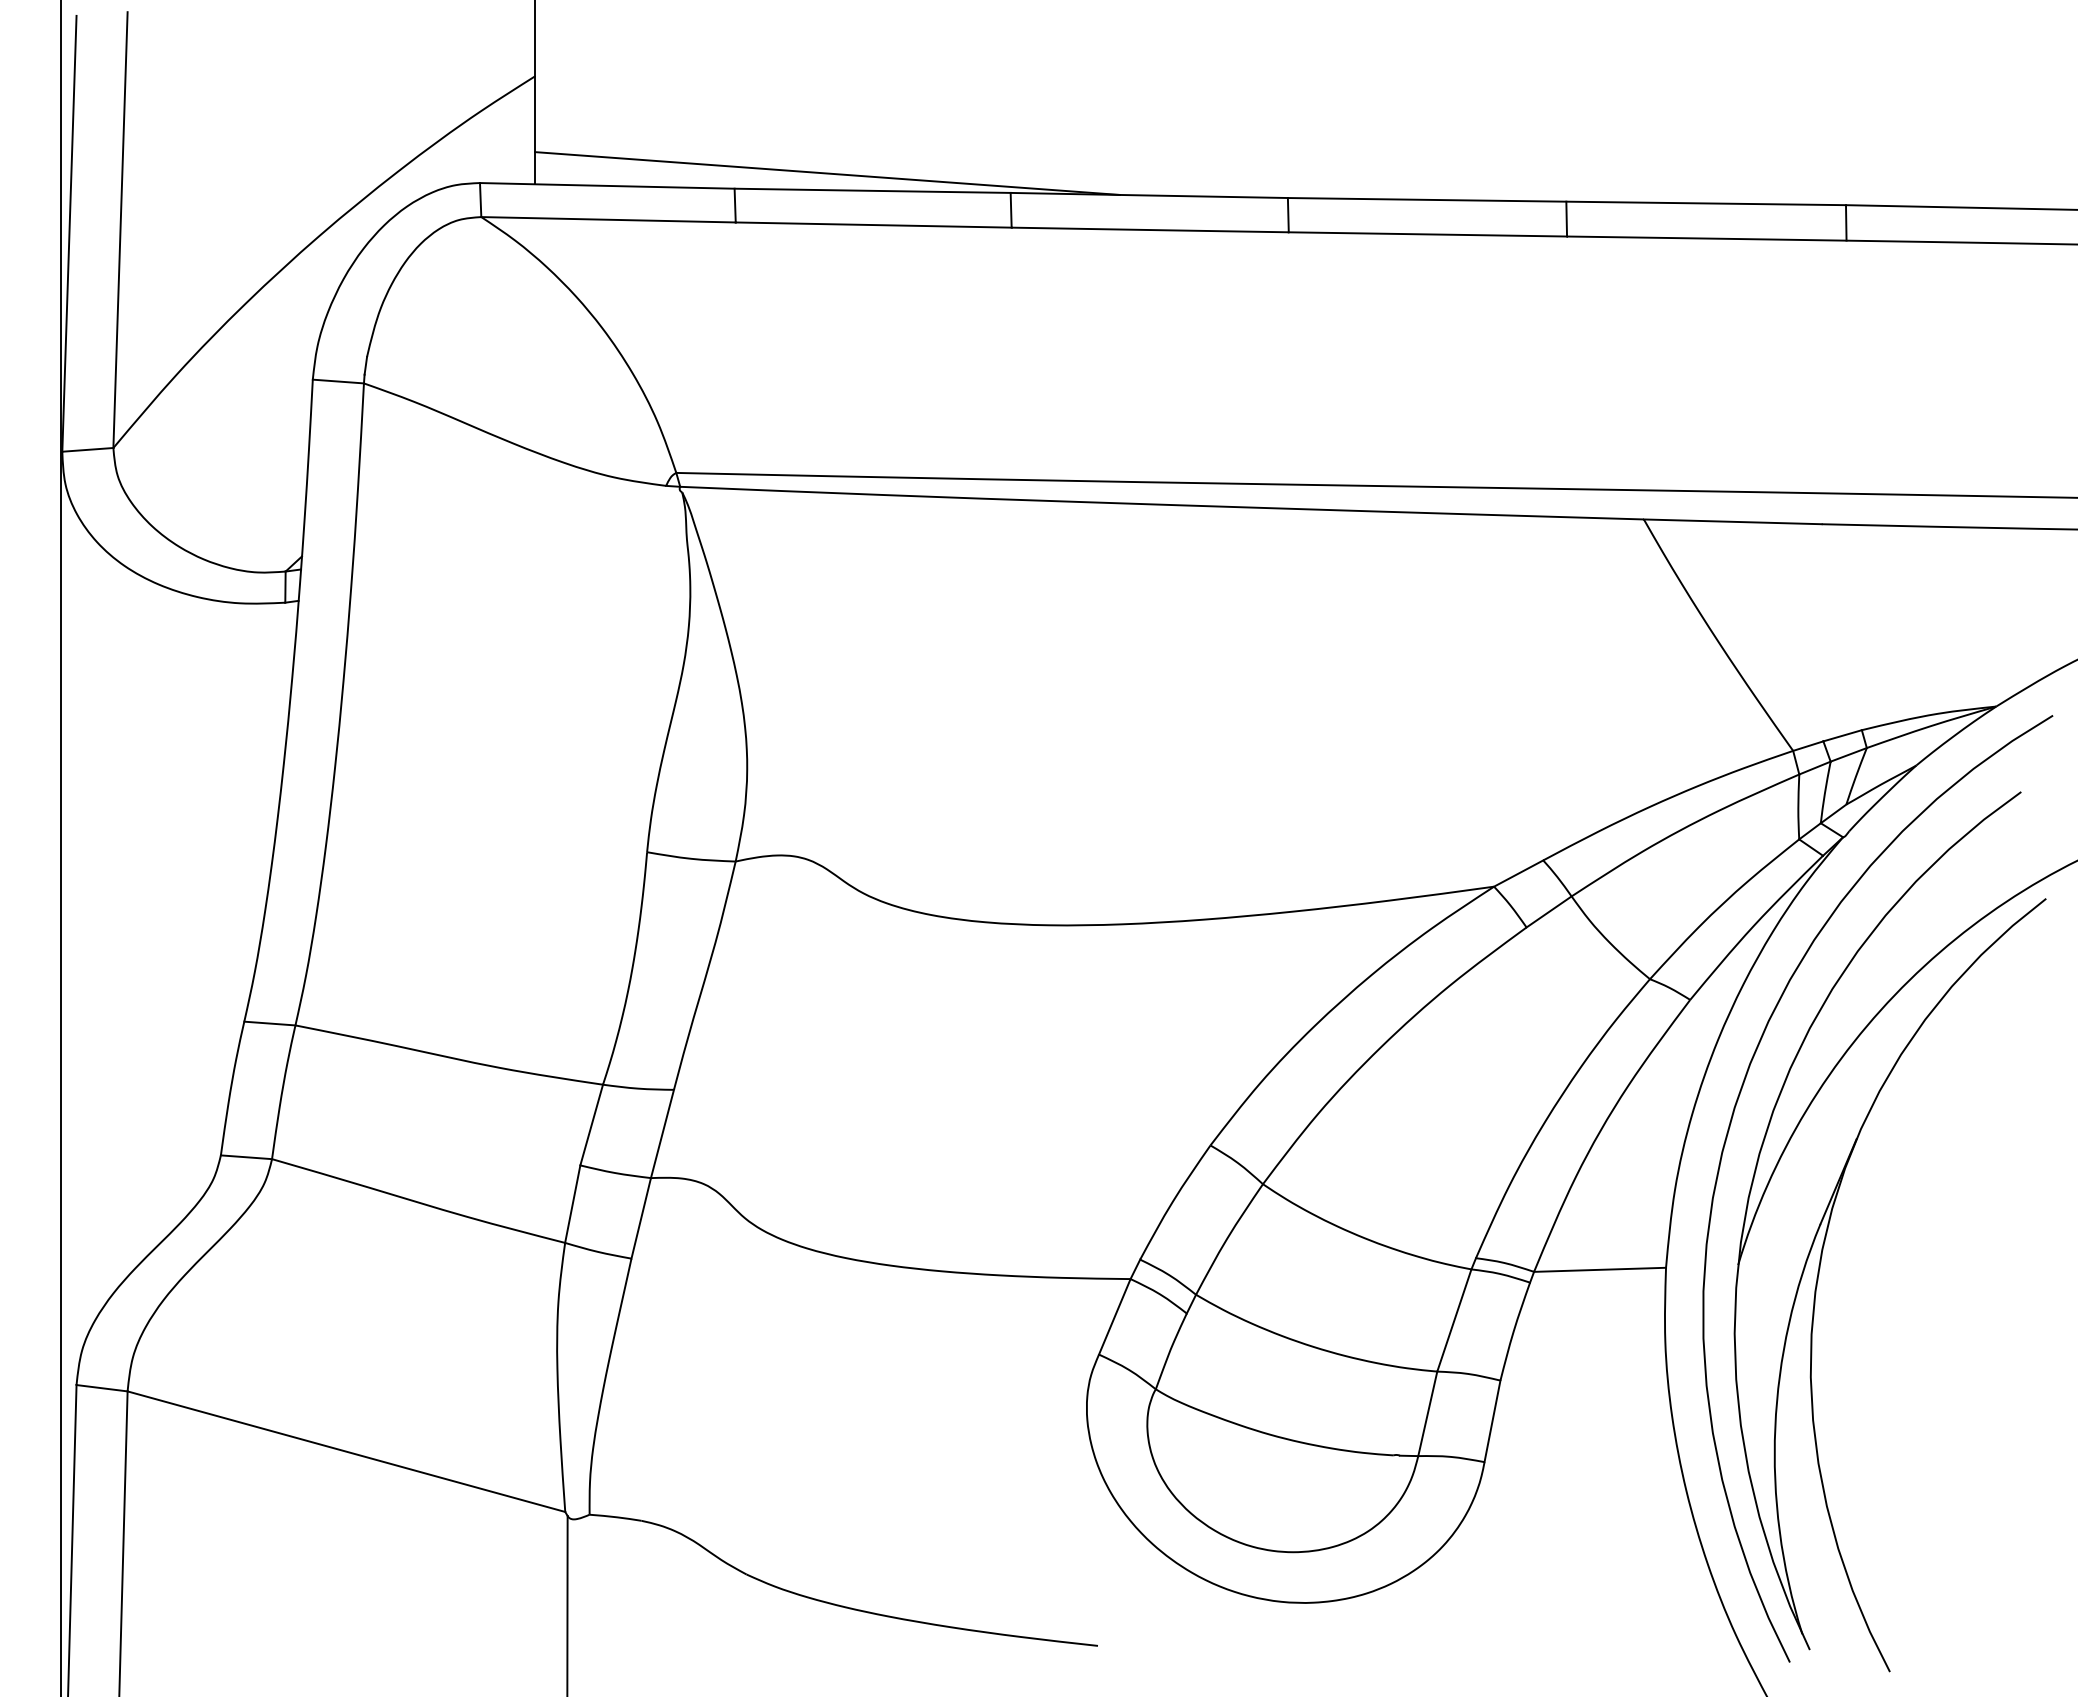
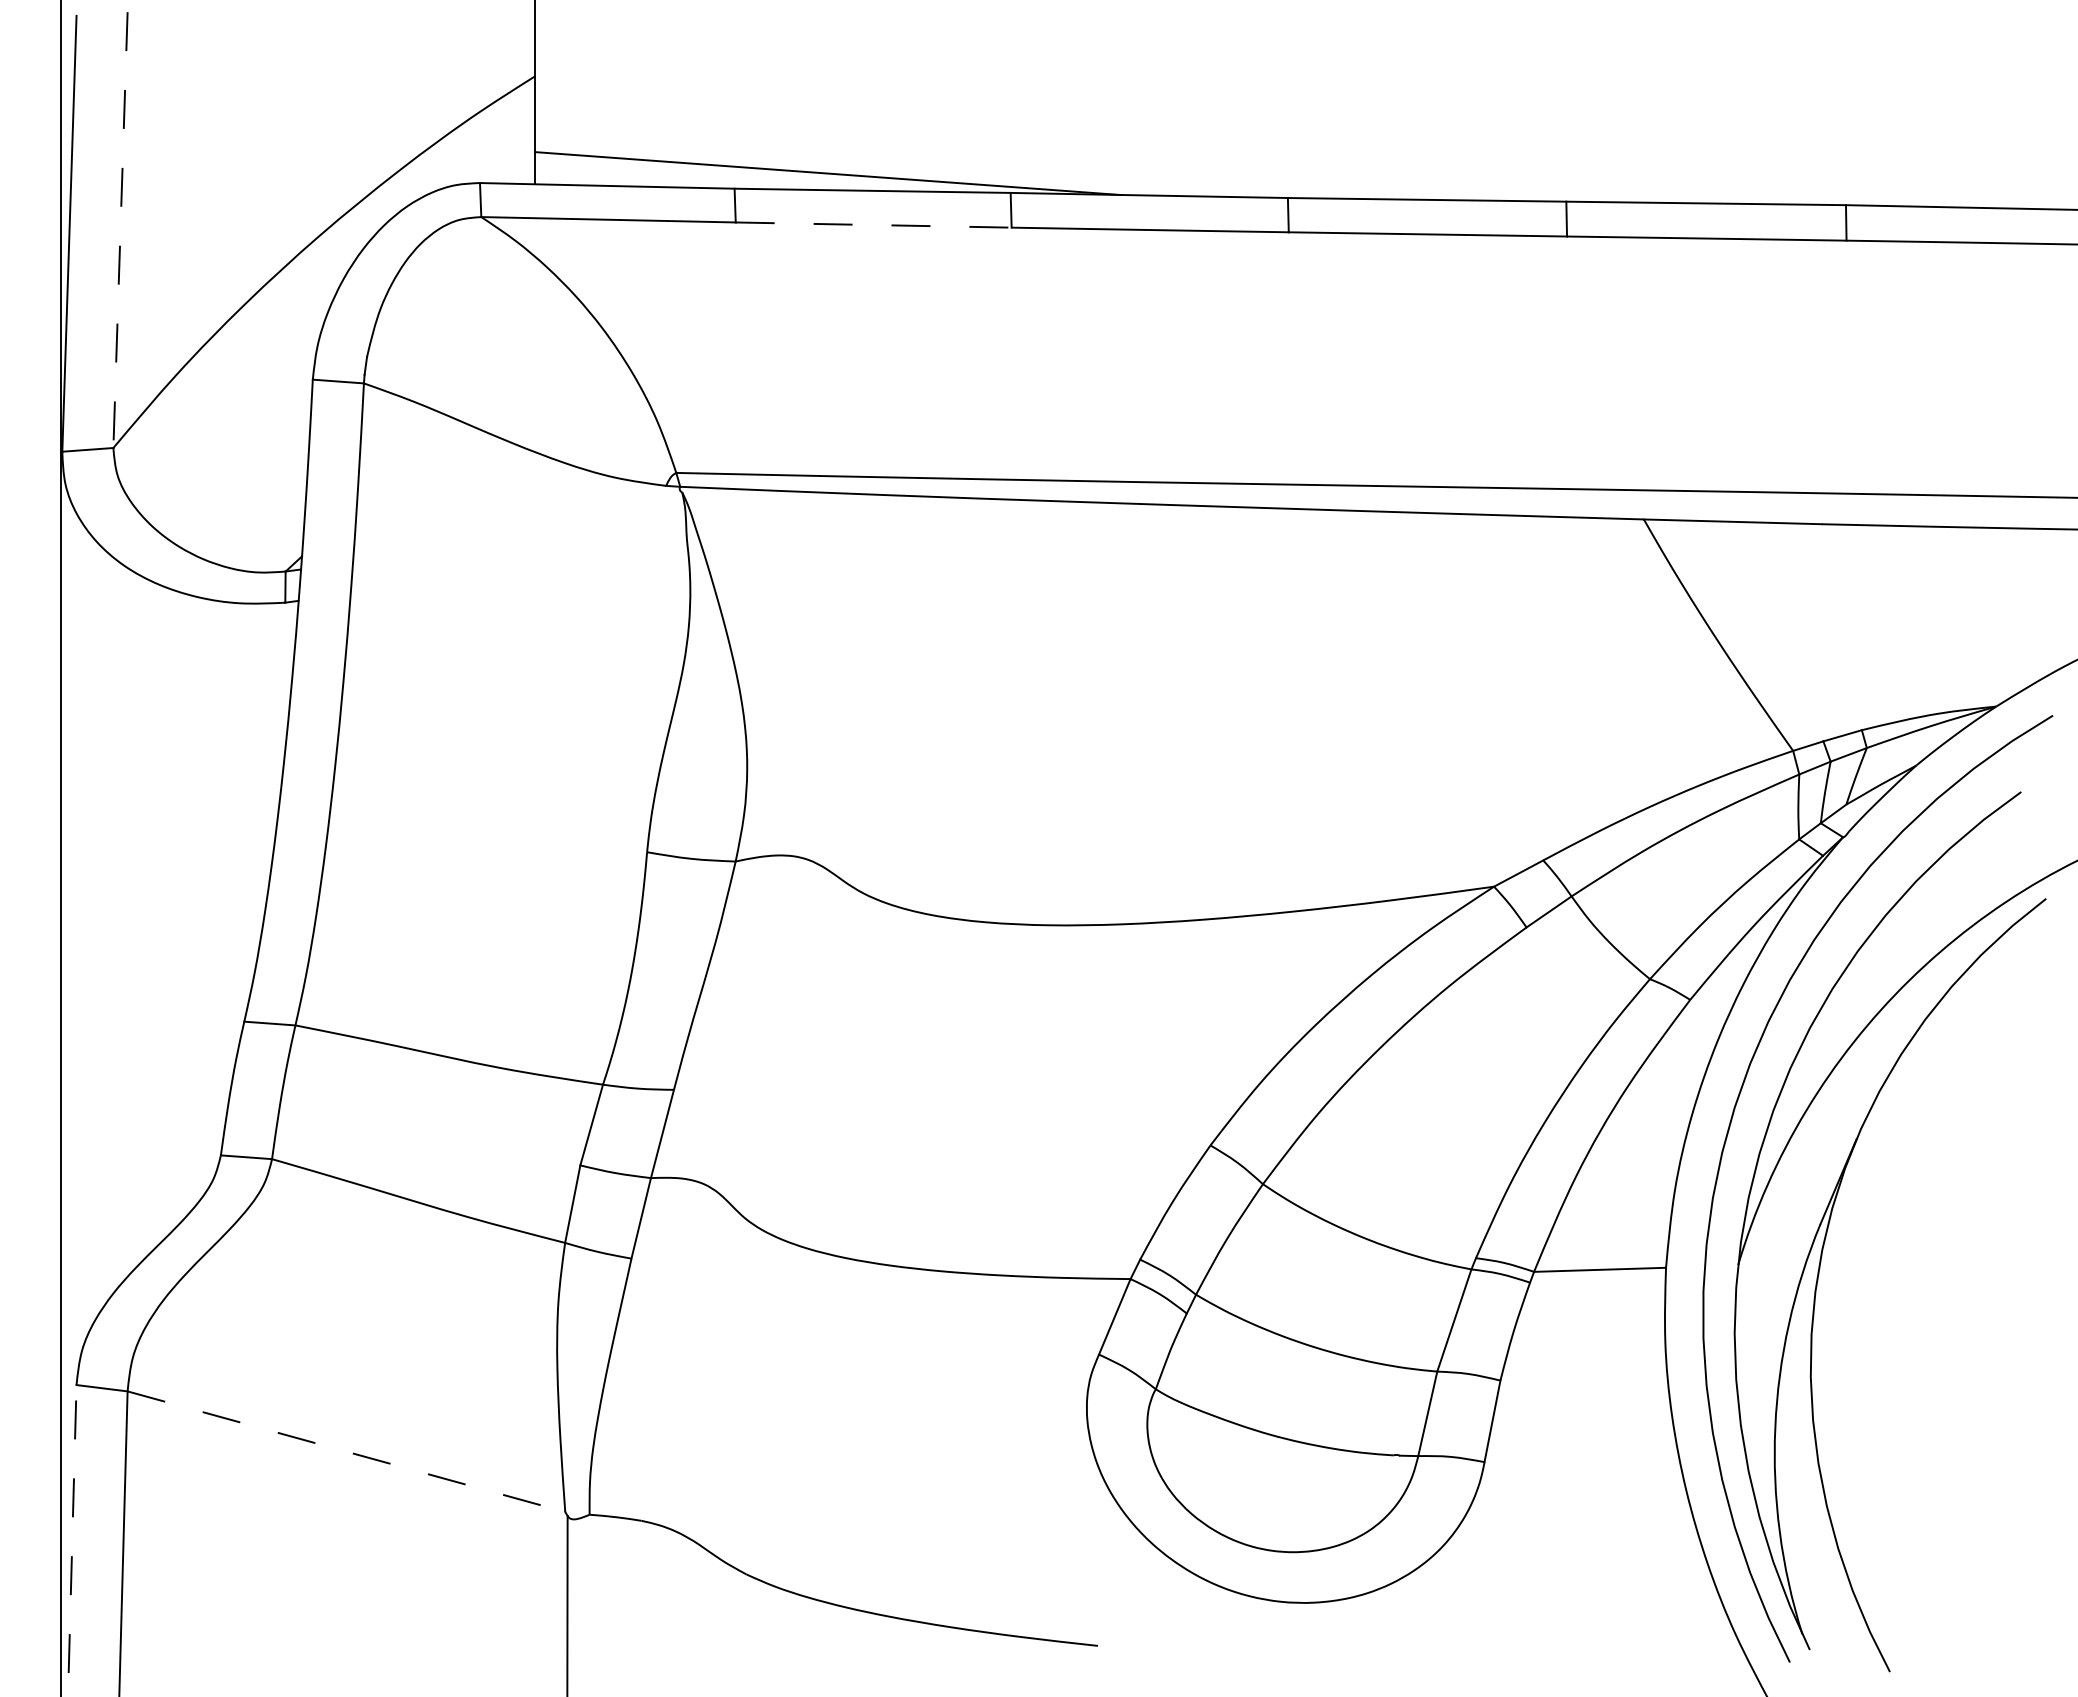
line: solid -> dashed (873, 225)
line: solid -> dashed (120, 230)
line: solid -> dashed (346, 1451)
line: solid -> dashed (72, 1540)
